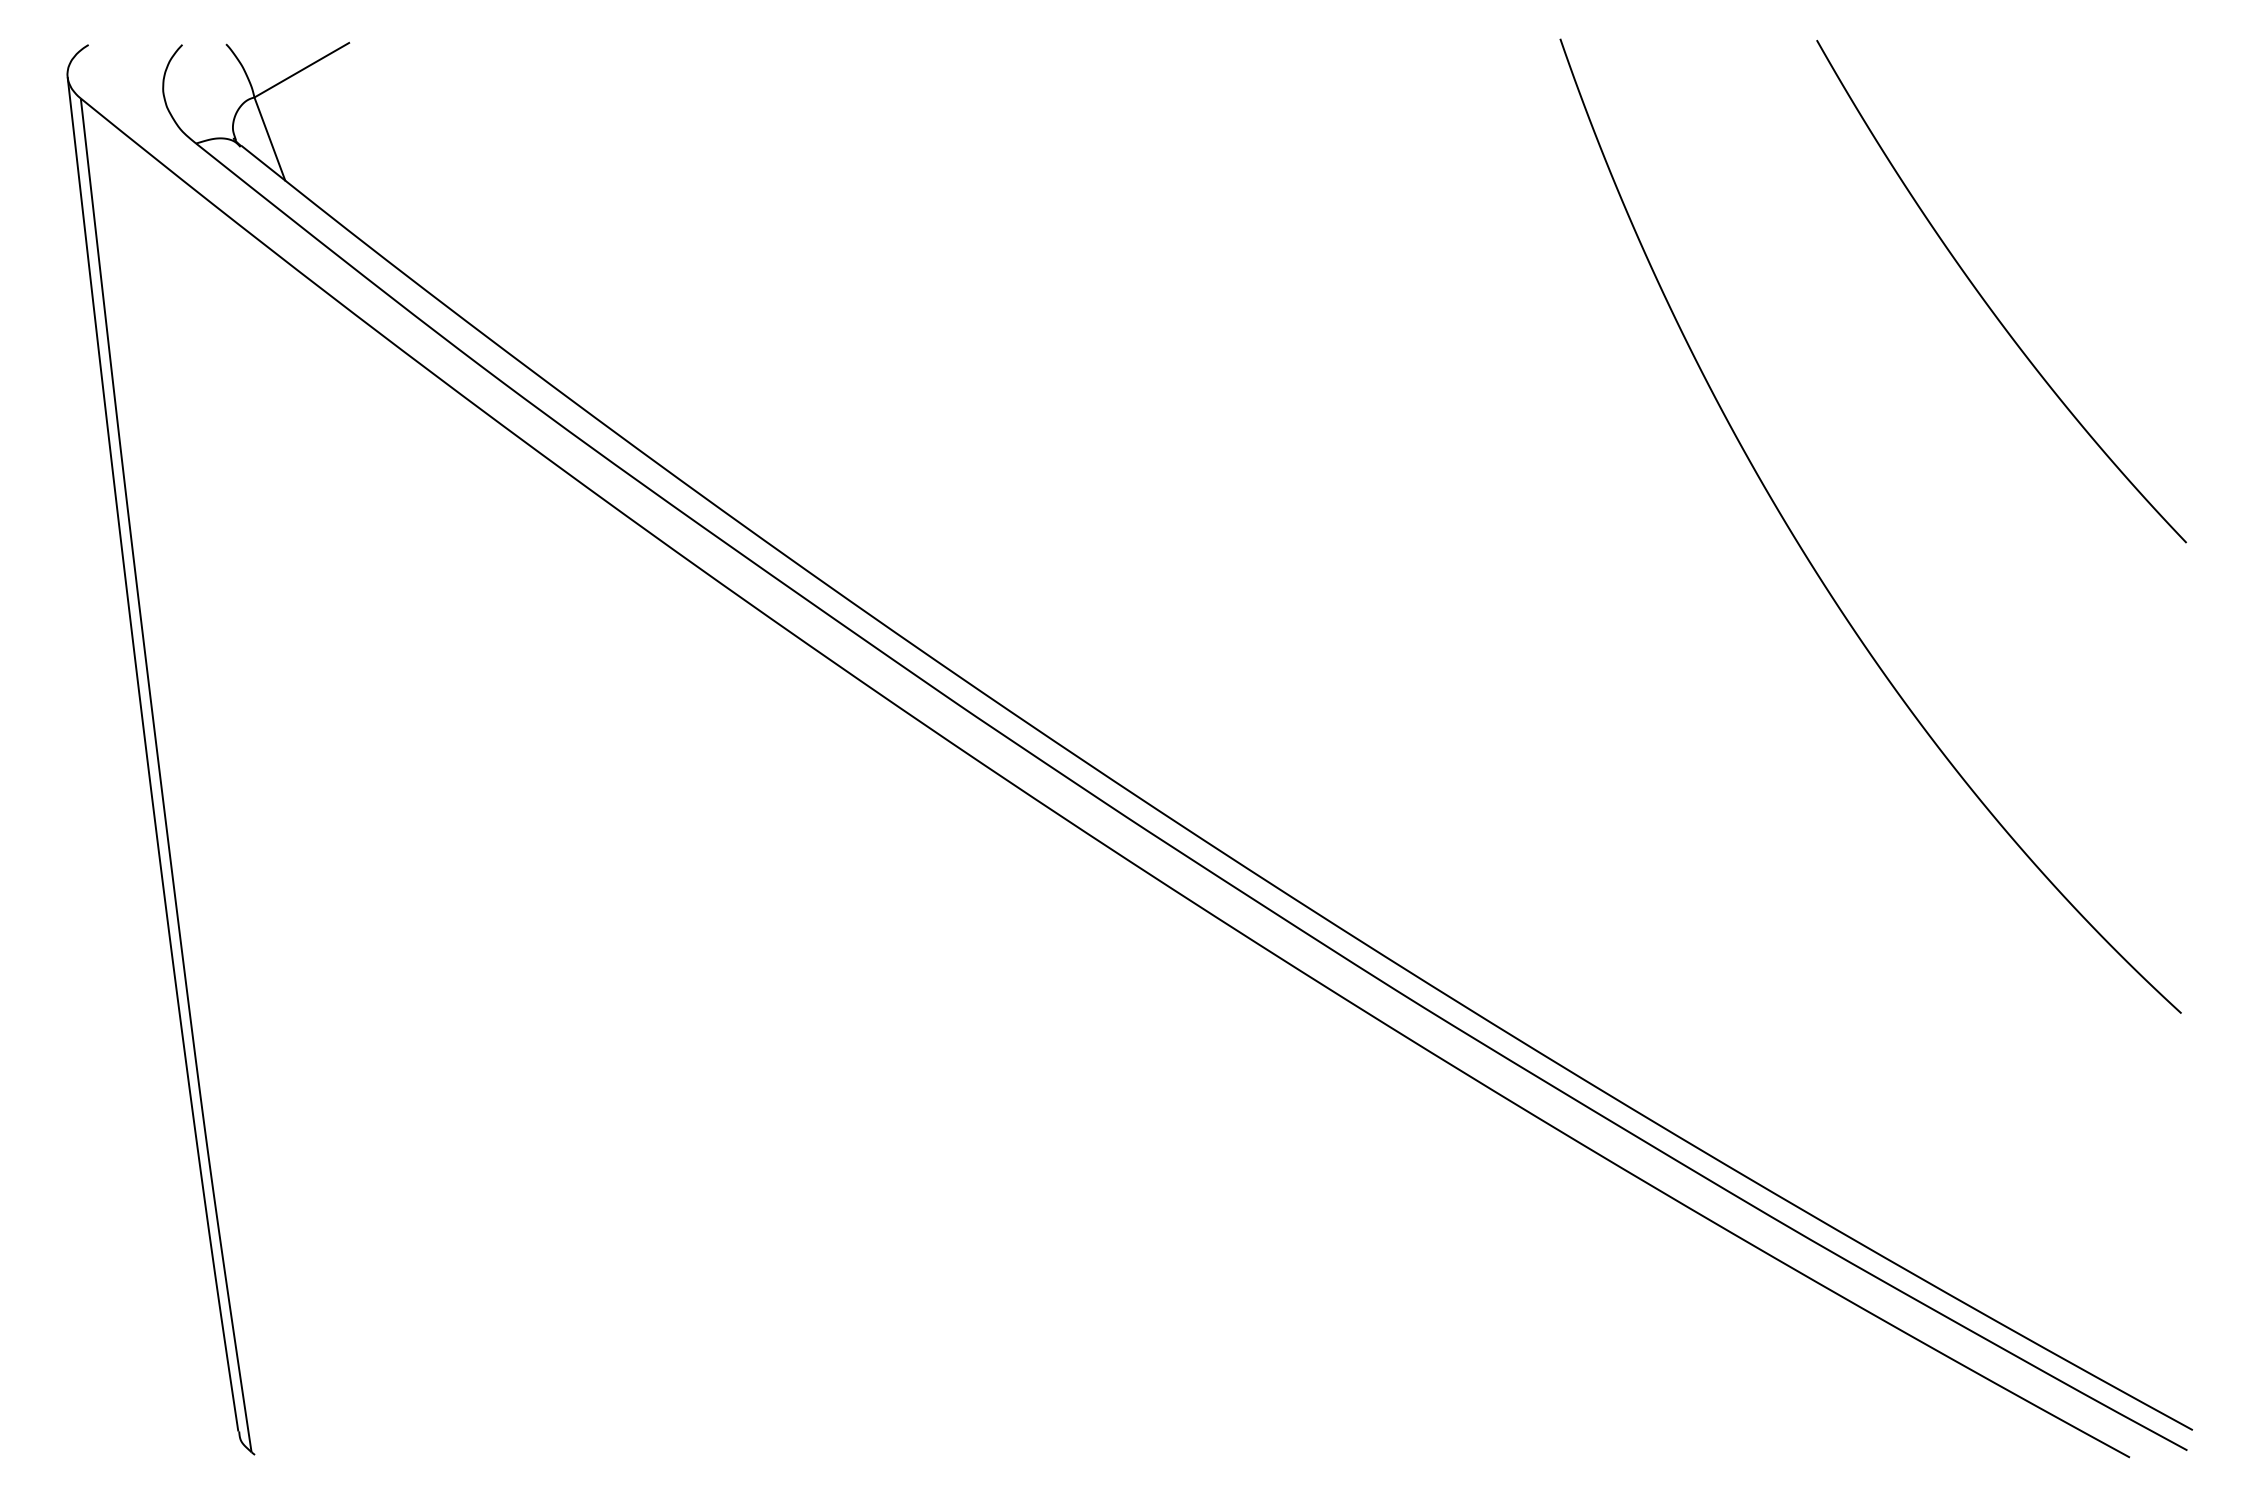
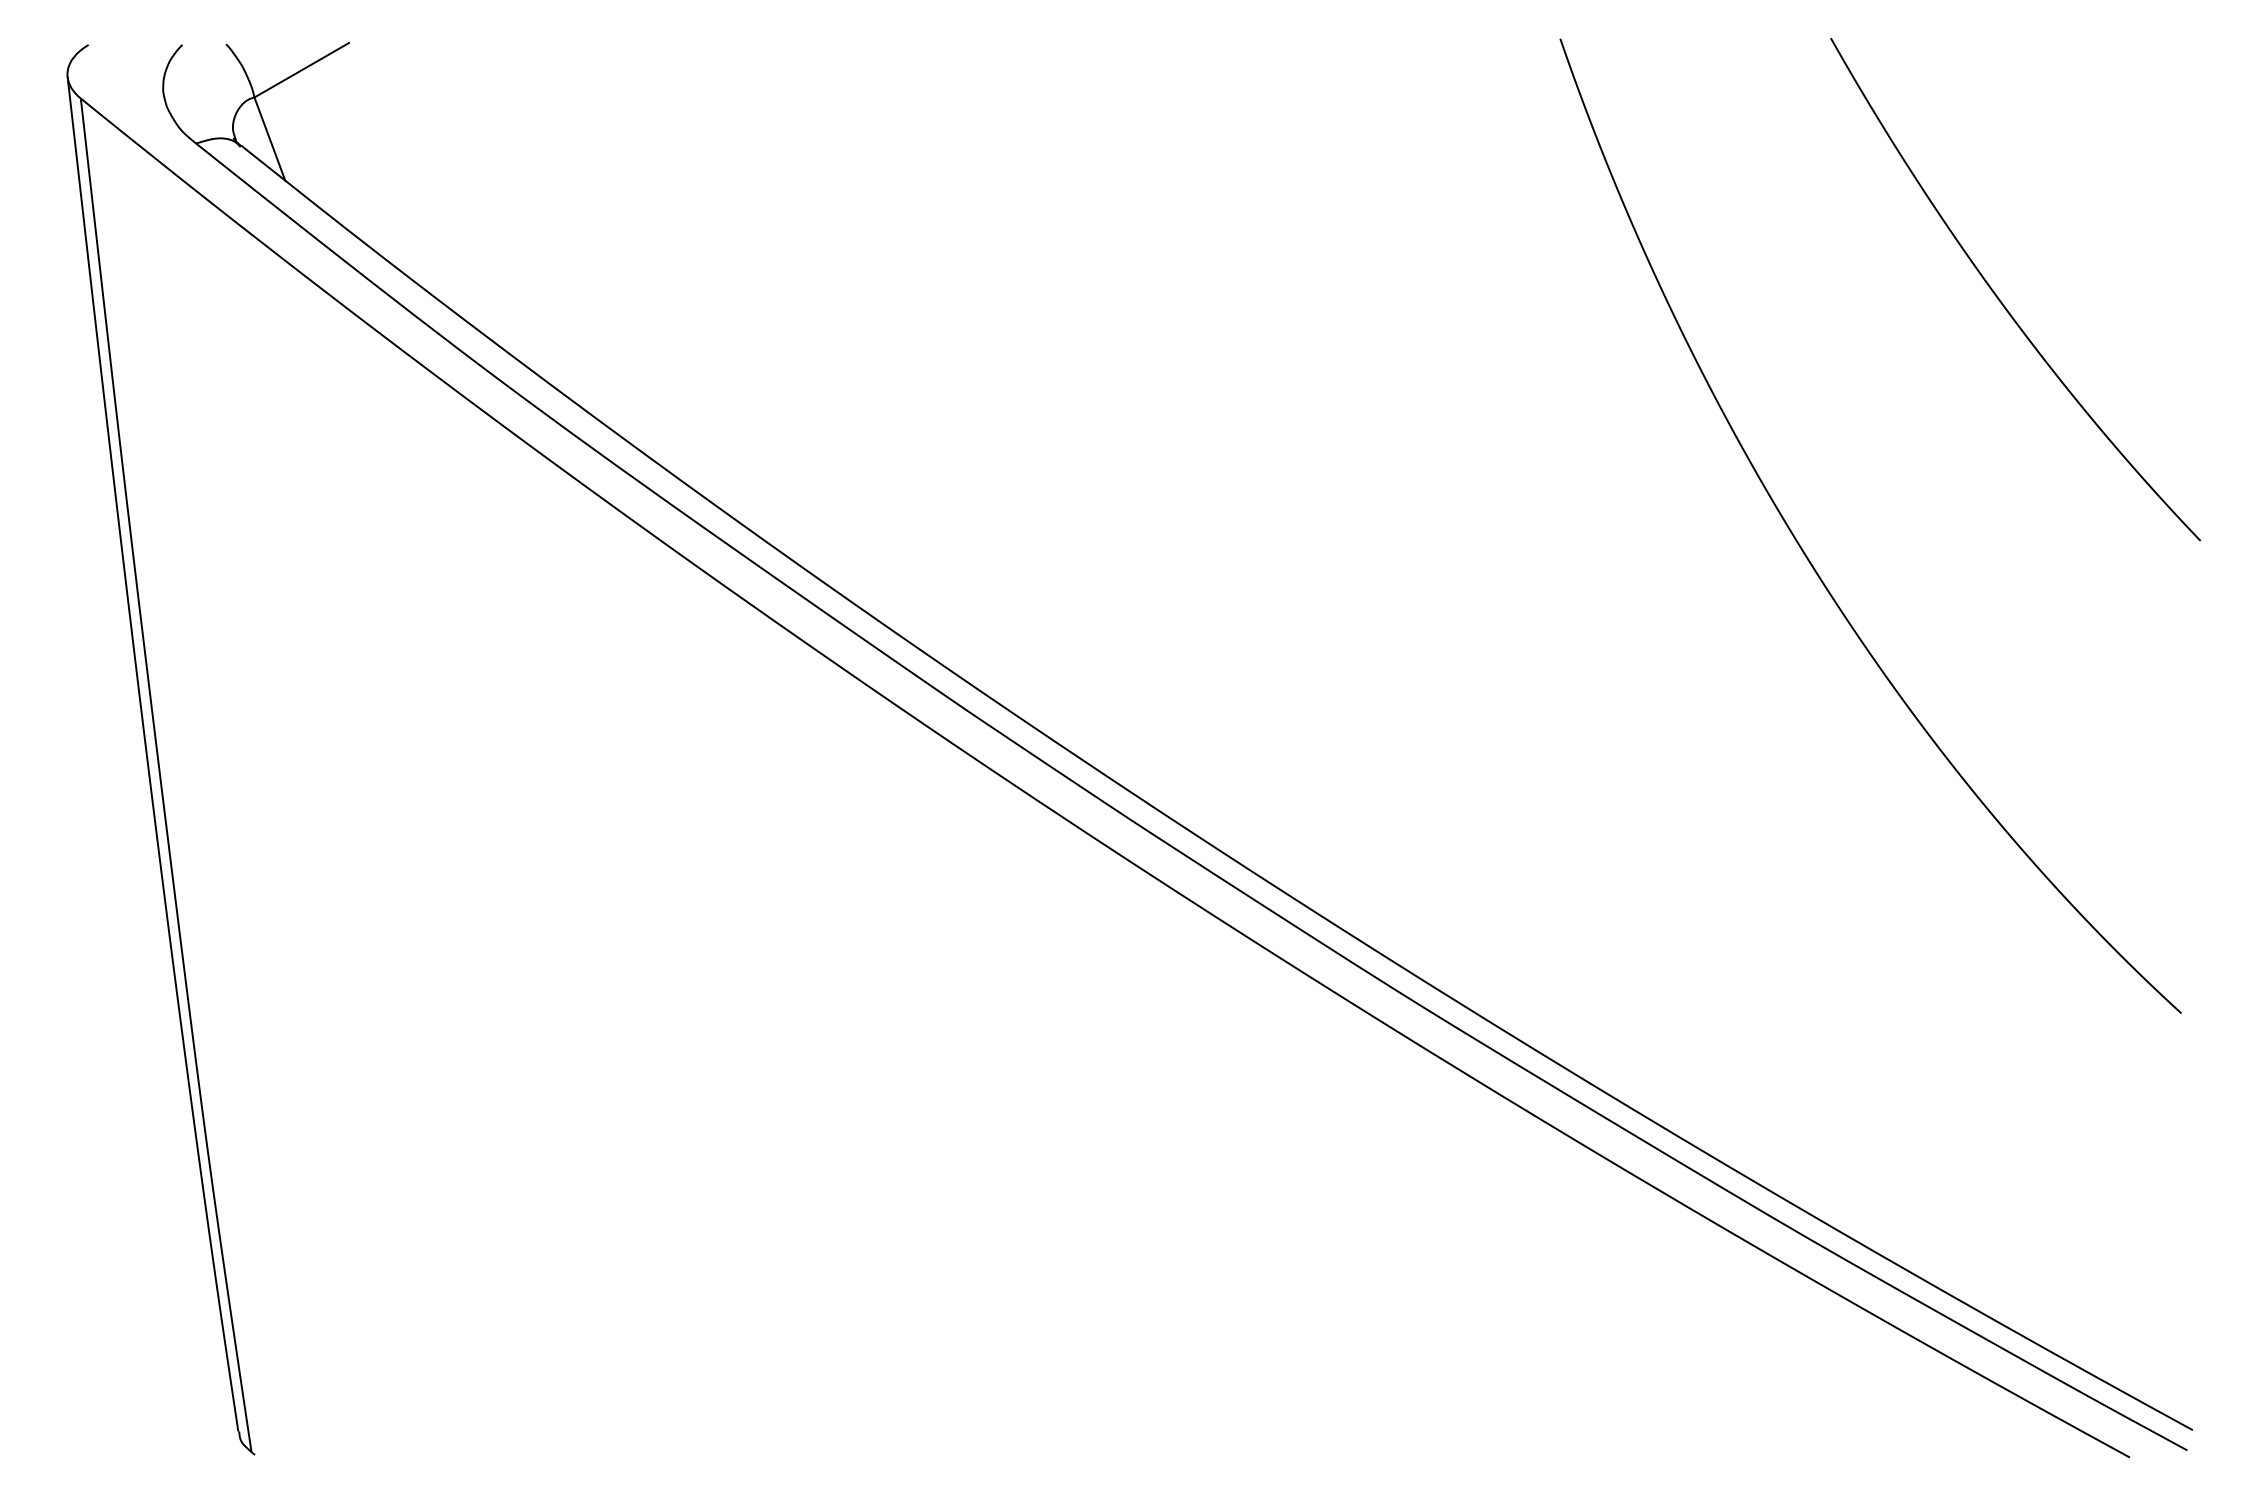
curve position: (1986, 301) -> (2000, 299) (2000, 299)
